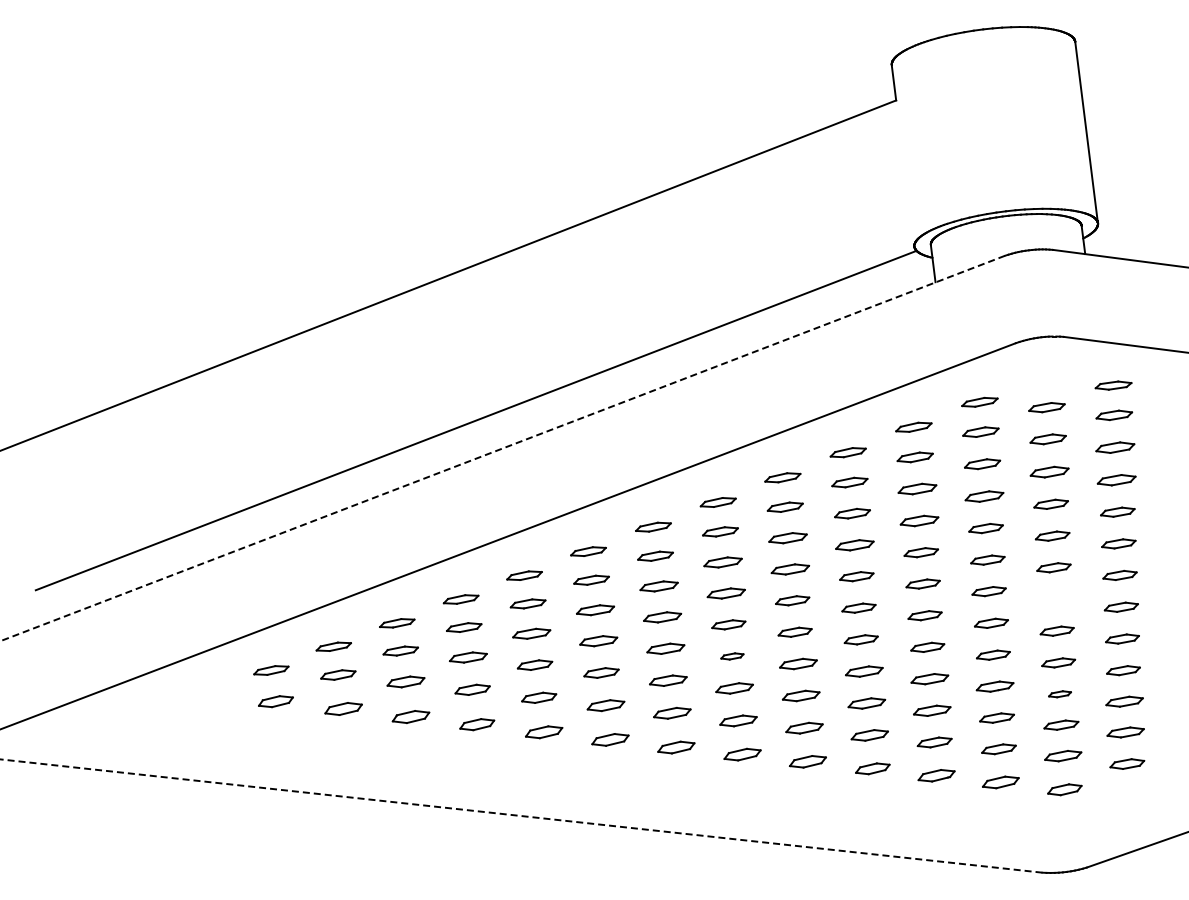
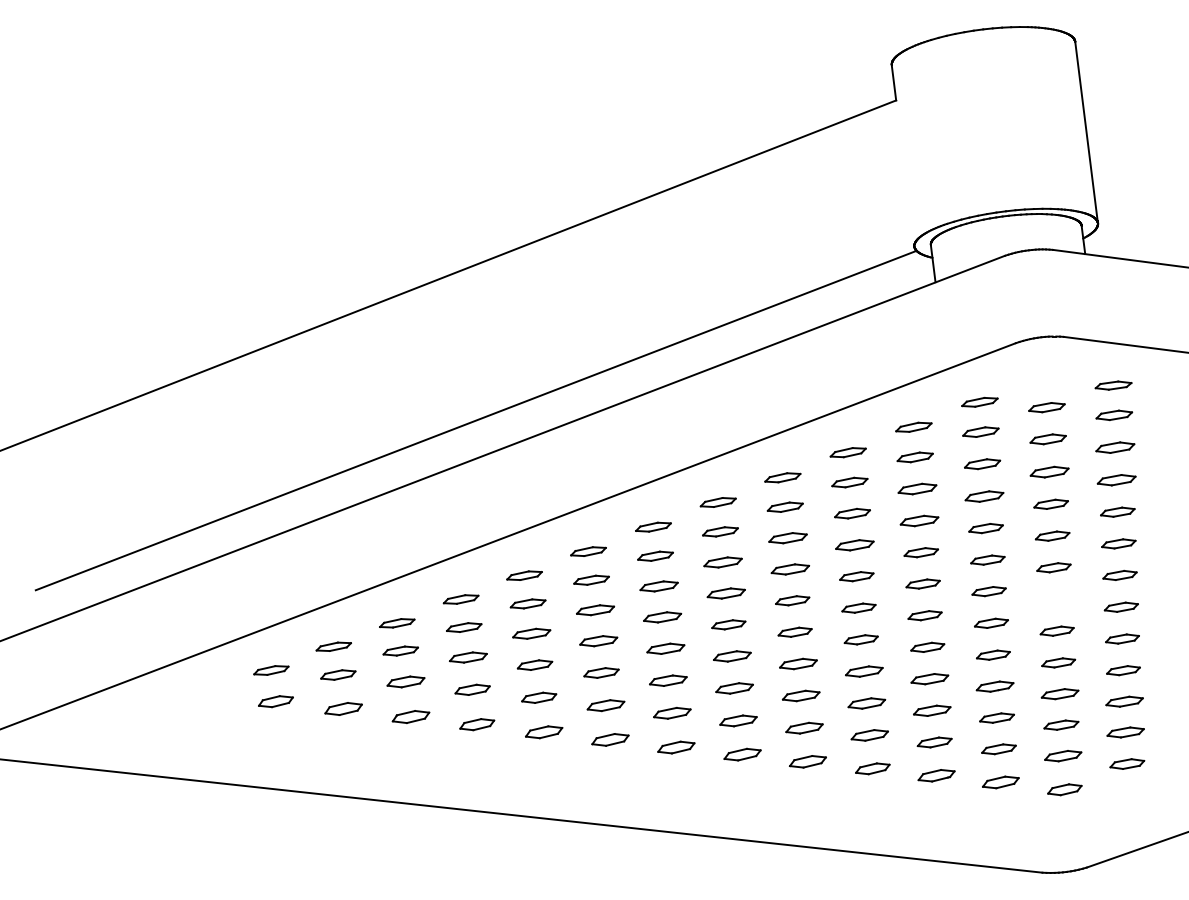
line: dashed -> solid (502, 448)
part size: 25x9 px -> 39x13 px (732, 656)
part size: 24x9 px -> 40x13 px (1059, 694)
line: dashed -> solid (520, 815)
